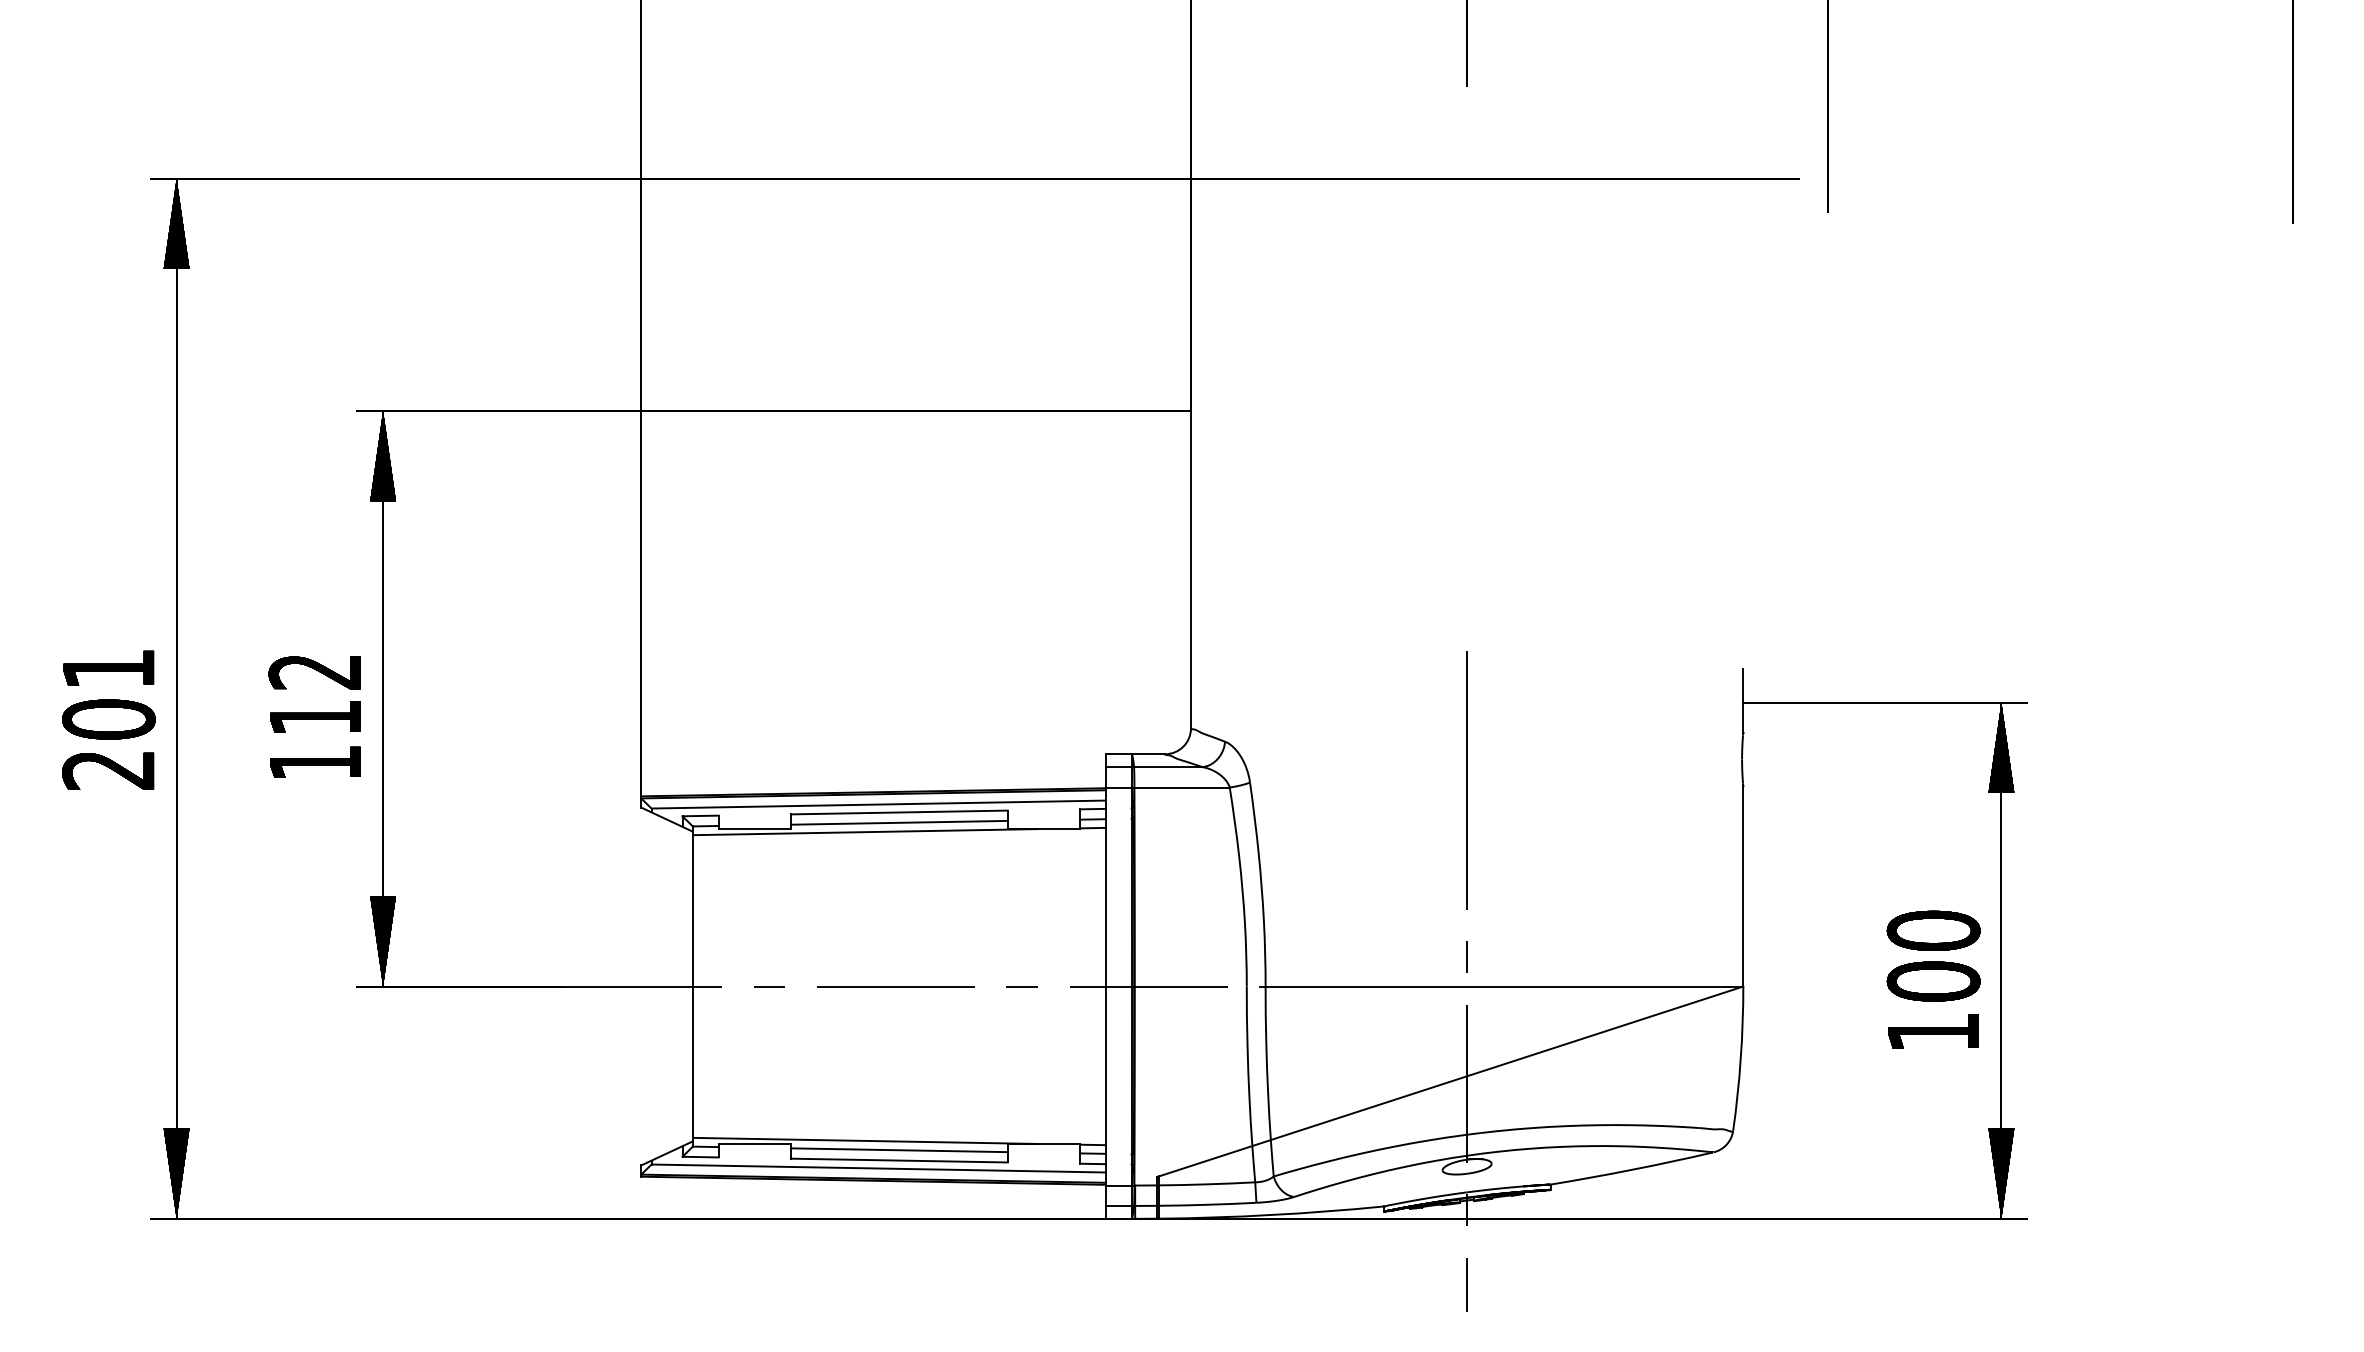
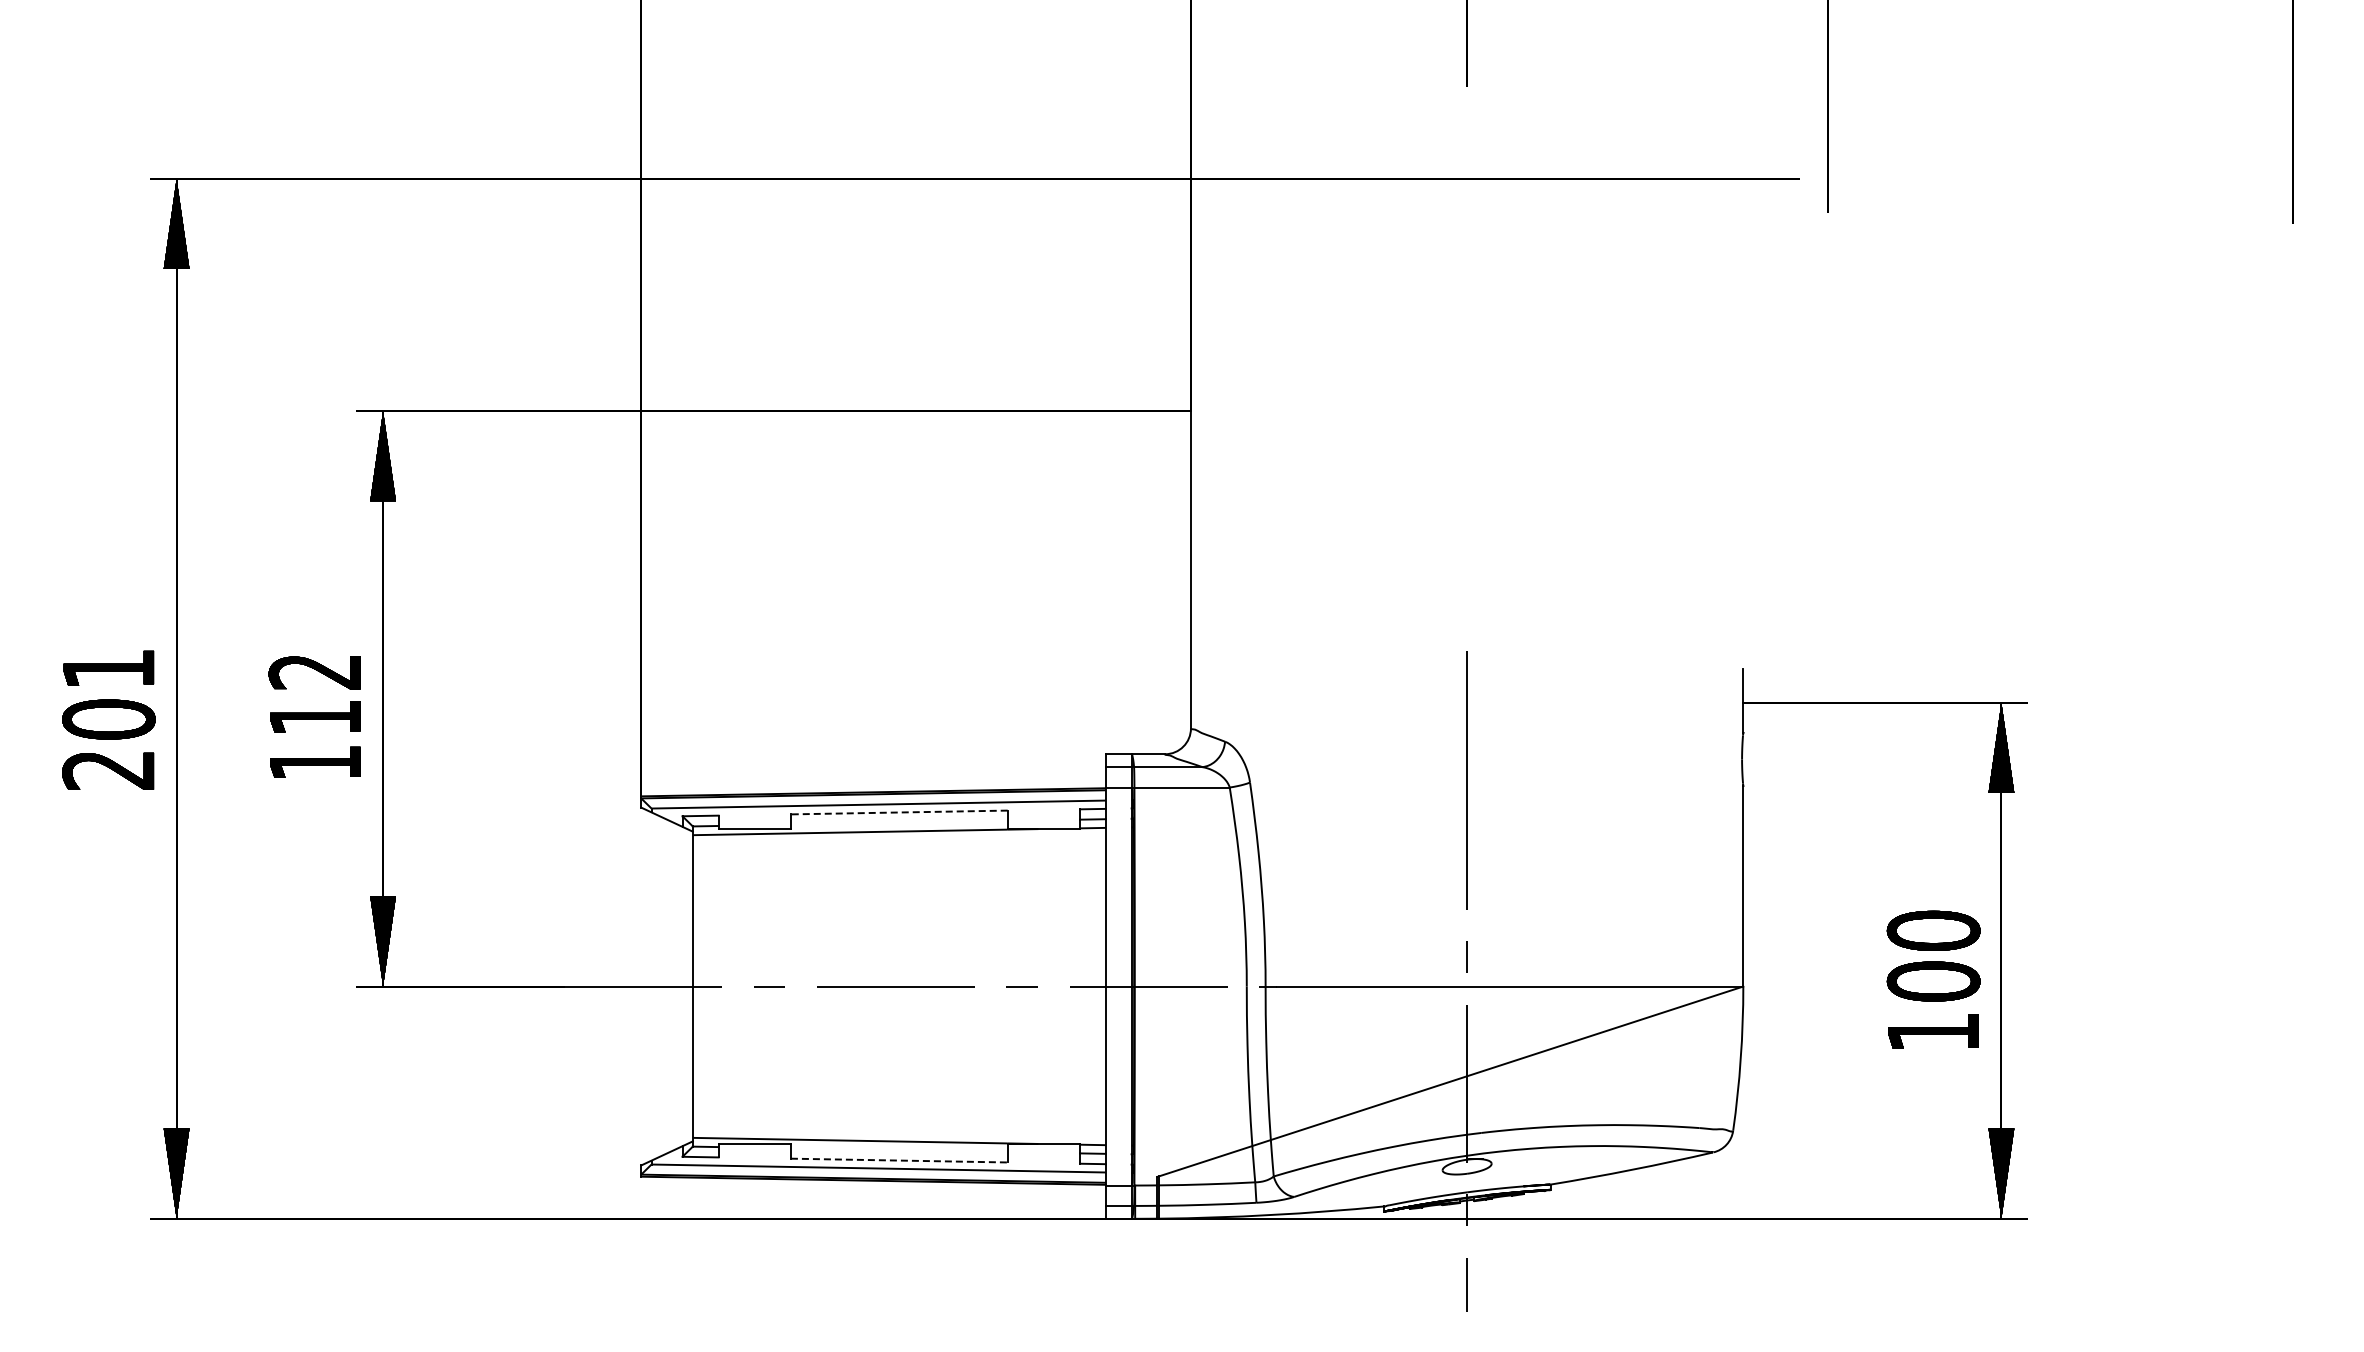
line: solid -> dashed (898, 812)
line: present -> none (898, 822)
line: present -> none (898, 1150)
line: solid -> dashed (899, 1160)
